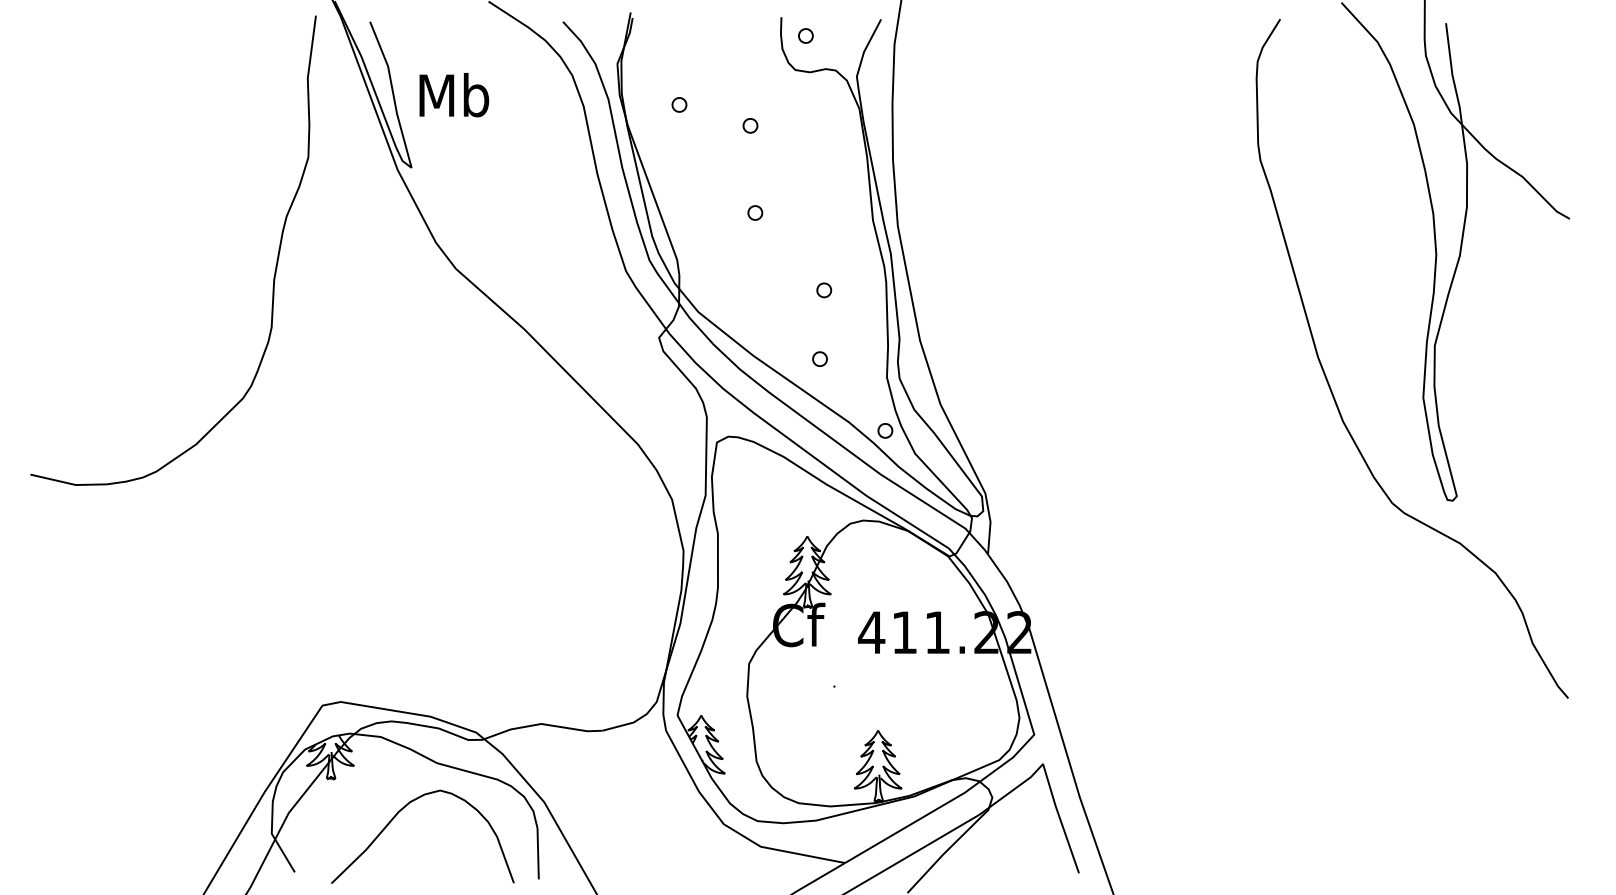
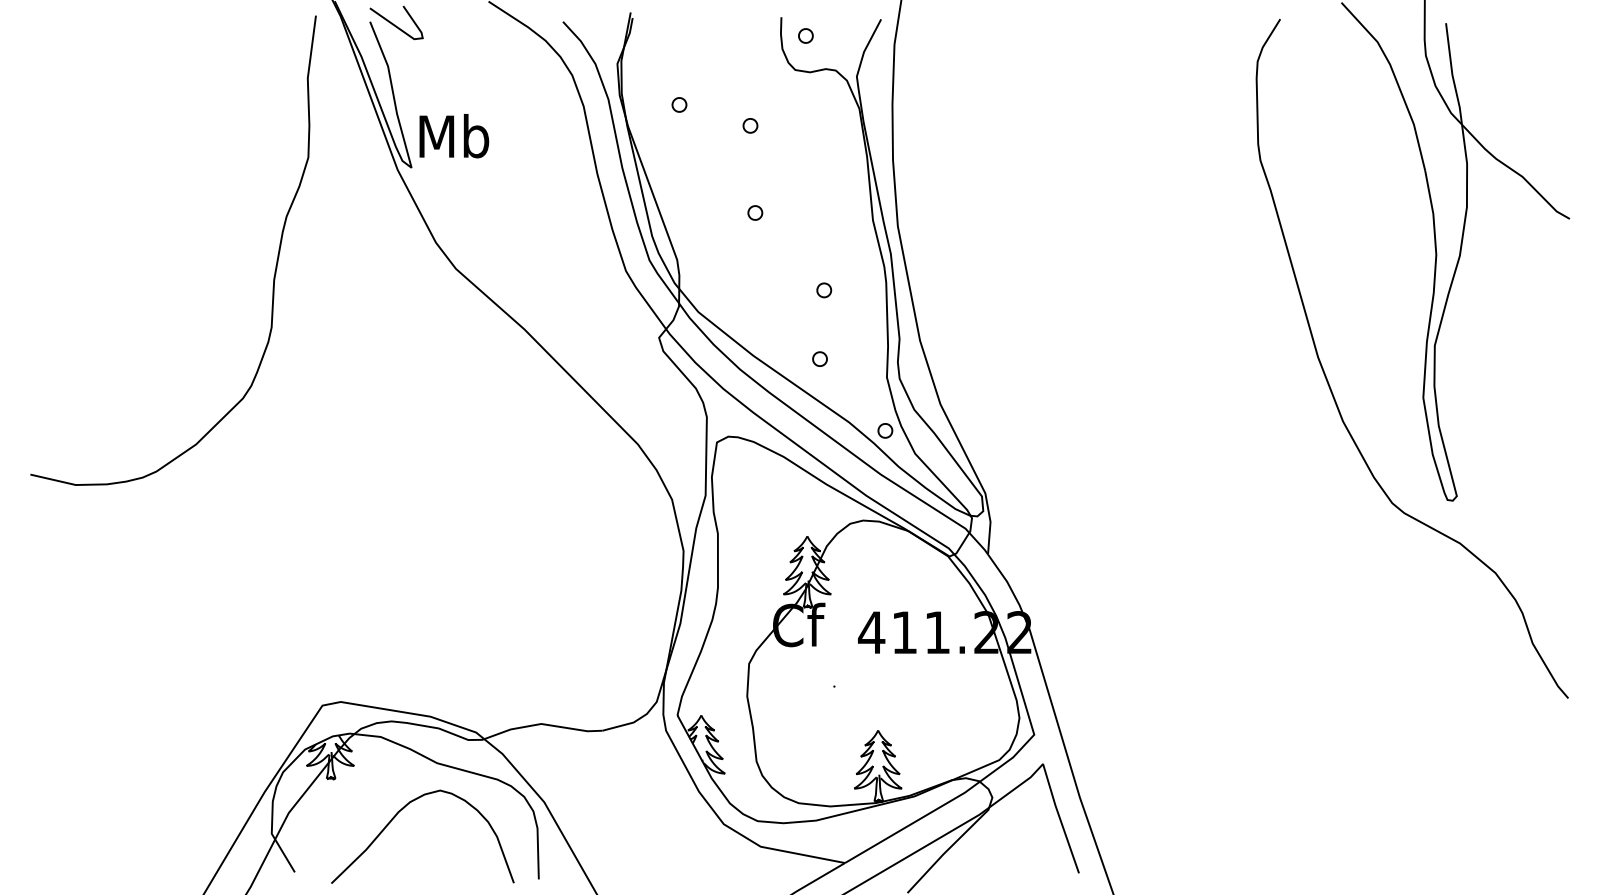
line: none -> present (395, 24)
text position: (454, 95) -> (454, 136) (454, 136)
